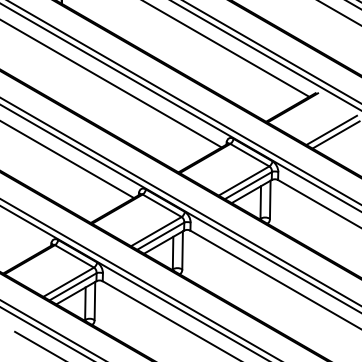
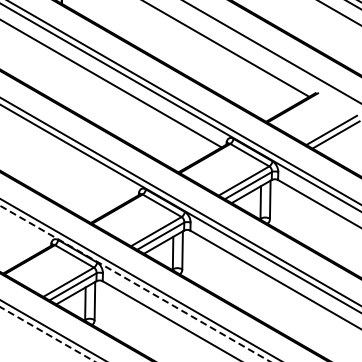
line: present -> none (265, 55)
line: present -> none (67, 159)
line: solid -> dashed (135, 284)
line: solid -> dashed (47, 334)
line: present -> none (38, 344)
